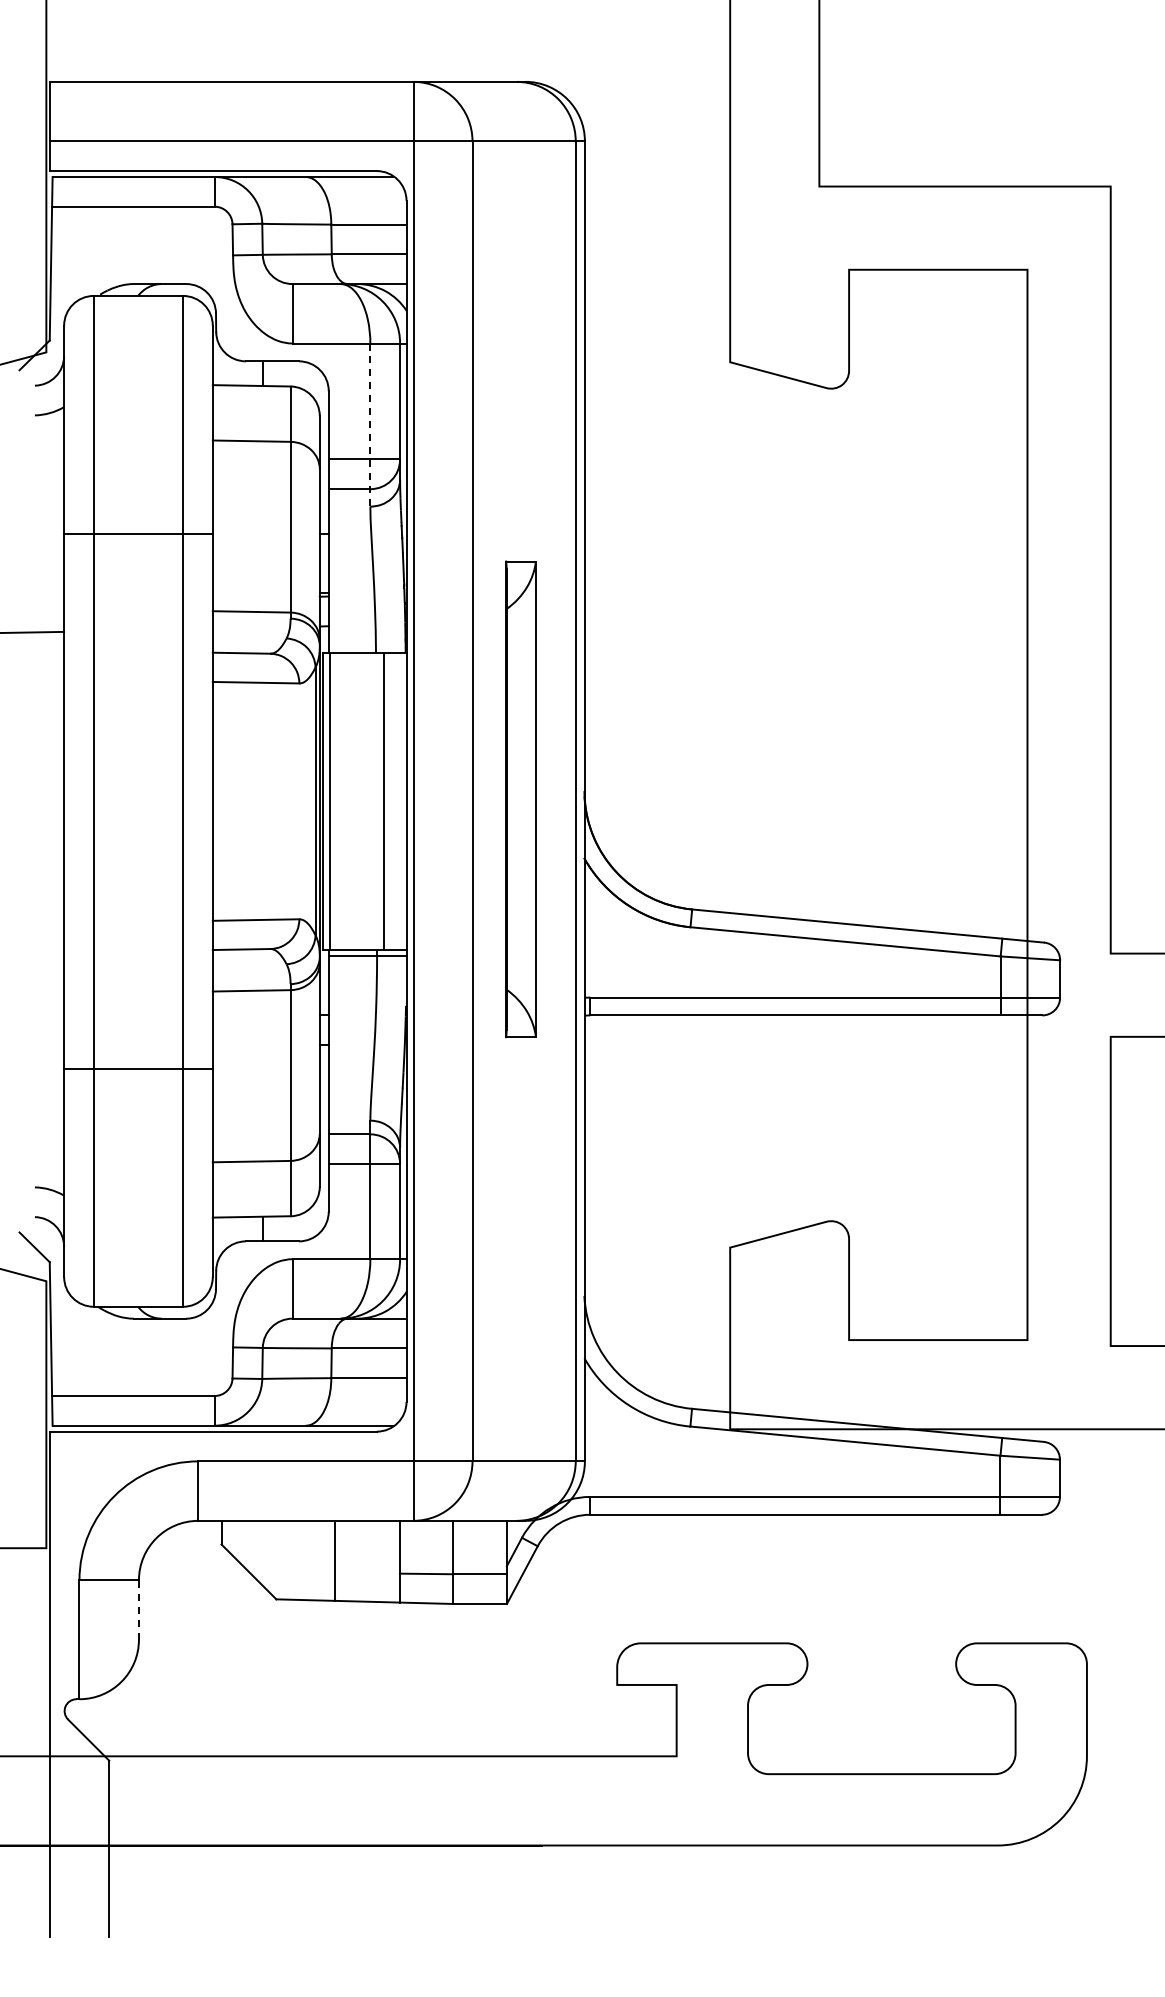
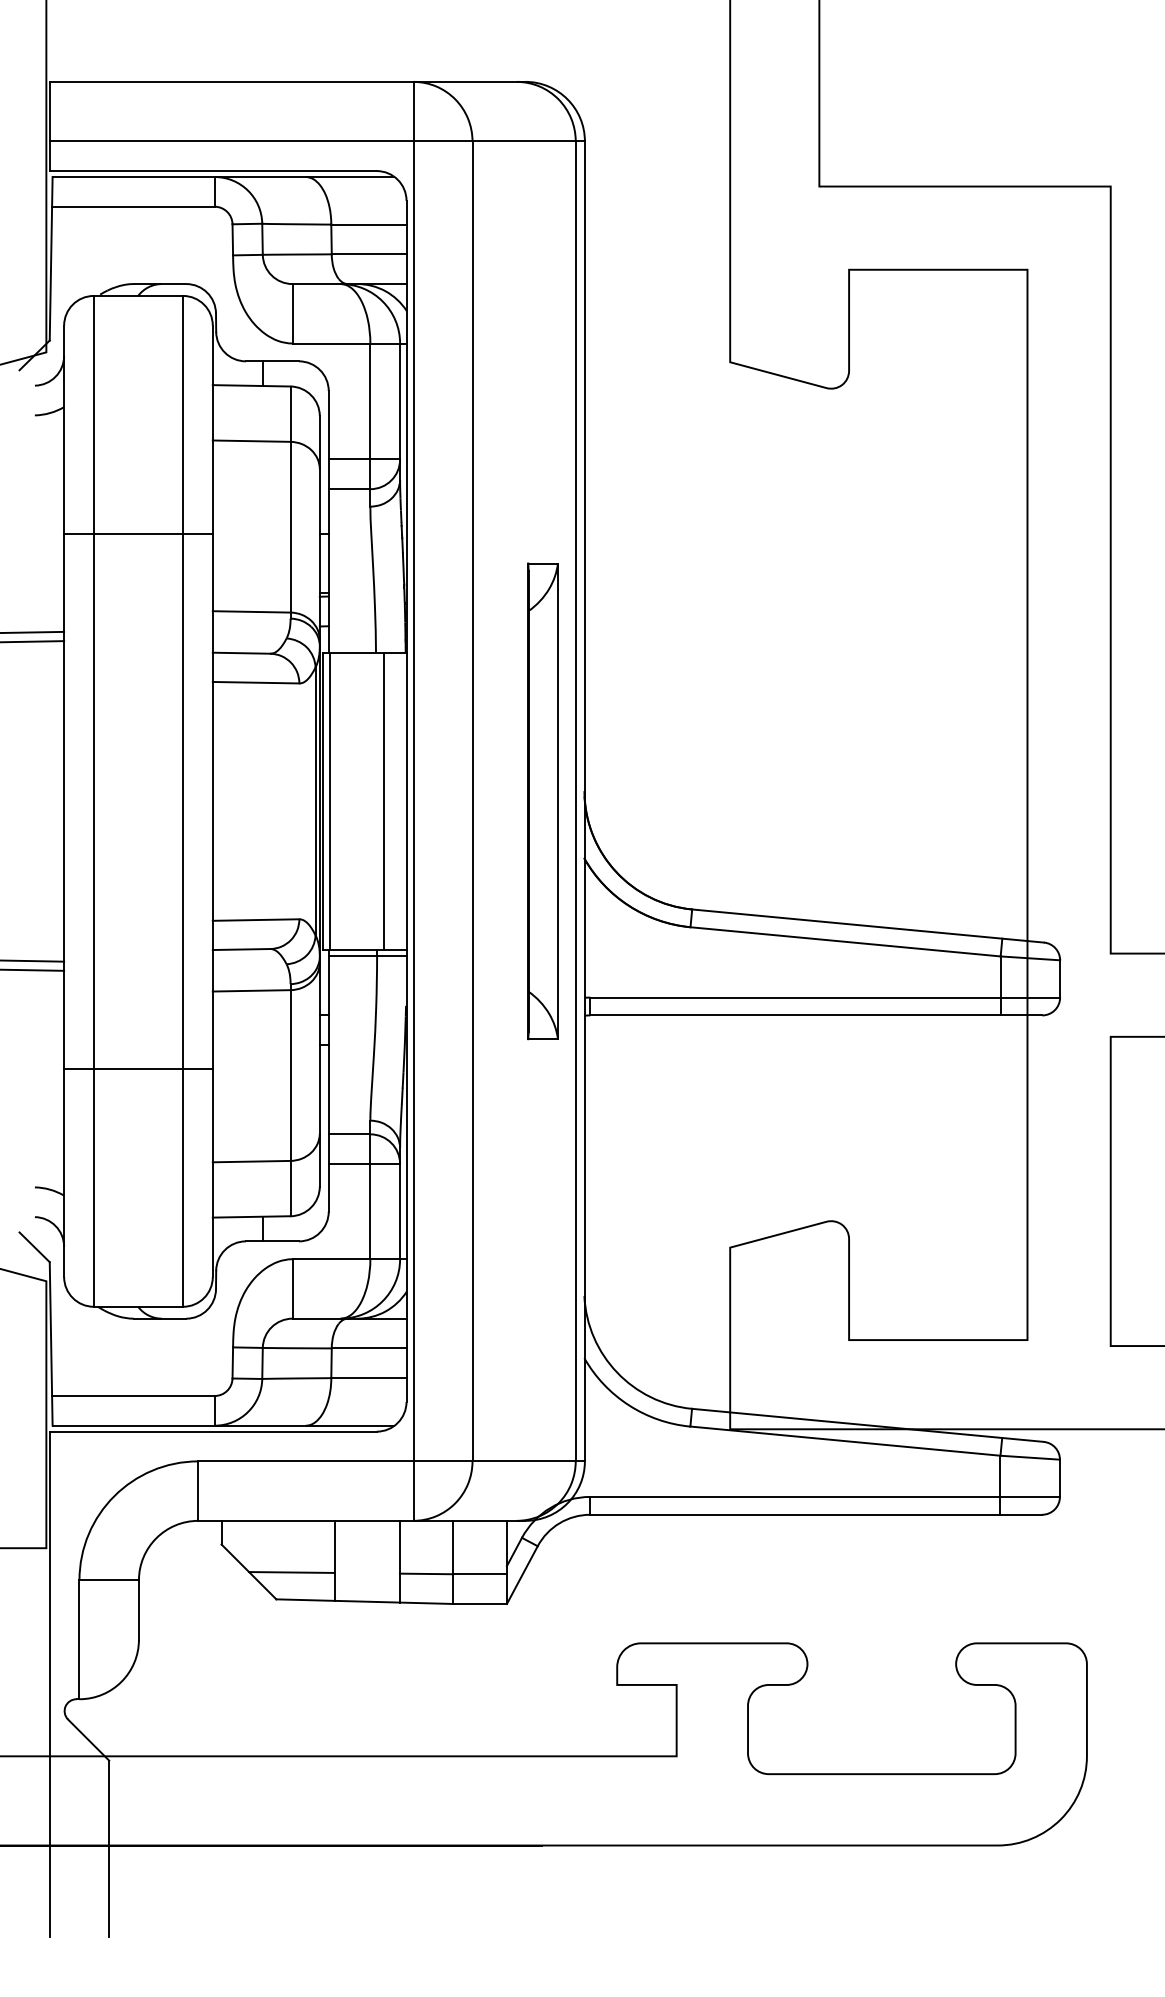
line: dashed -> solid (370, 425)
line: none -> present (33, 641)
part position: (520, 799) -> (542, 801) (542, 801)
line: none -> present (33, 960)
line: none -> present (33, 969)
line: none -> present (291, 1572)
line: dashed -> solid (138, 1610)
